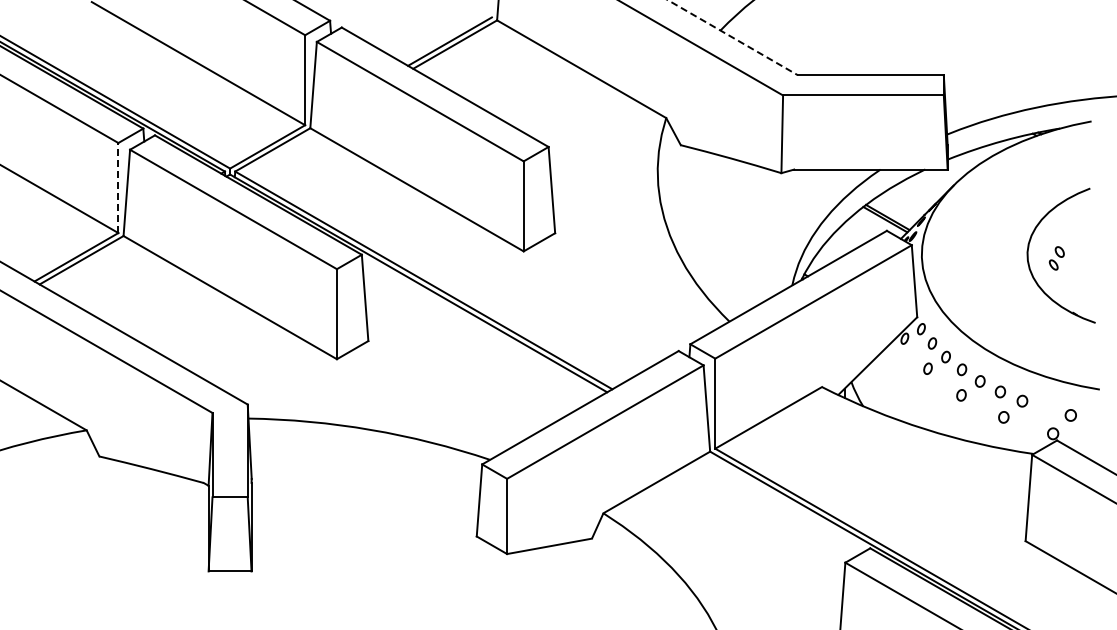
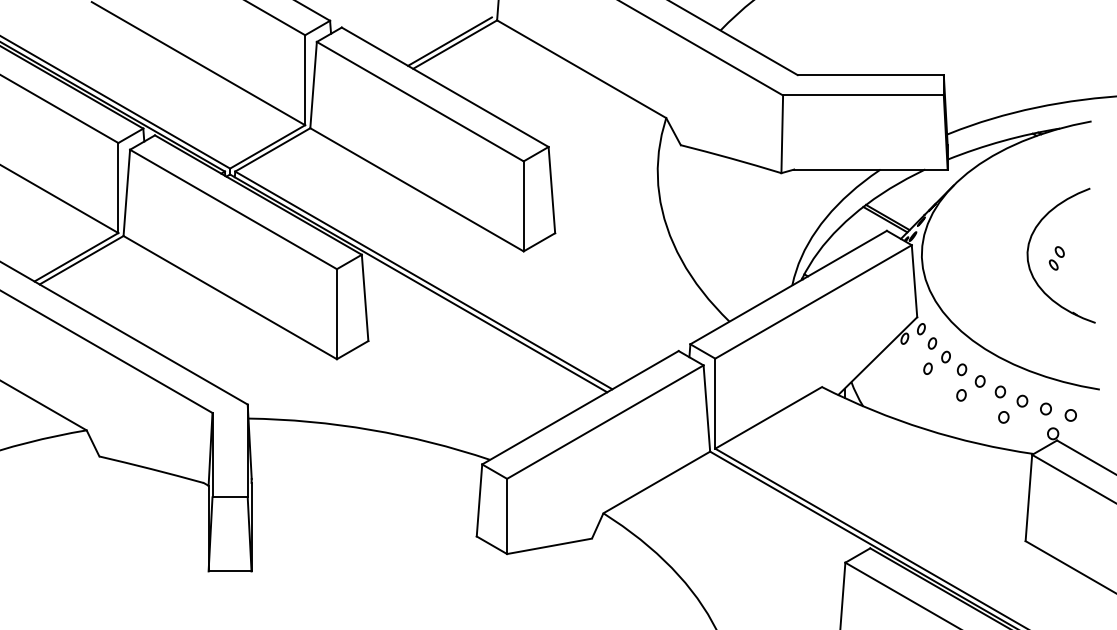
line: dashed -> solid (732, 37)
line: dashed -> solid (118, 187)
part: none -> present (1045, 408)
